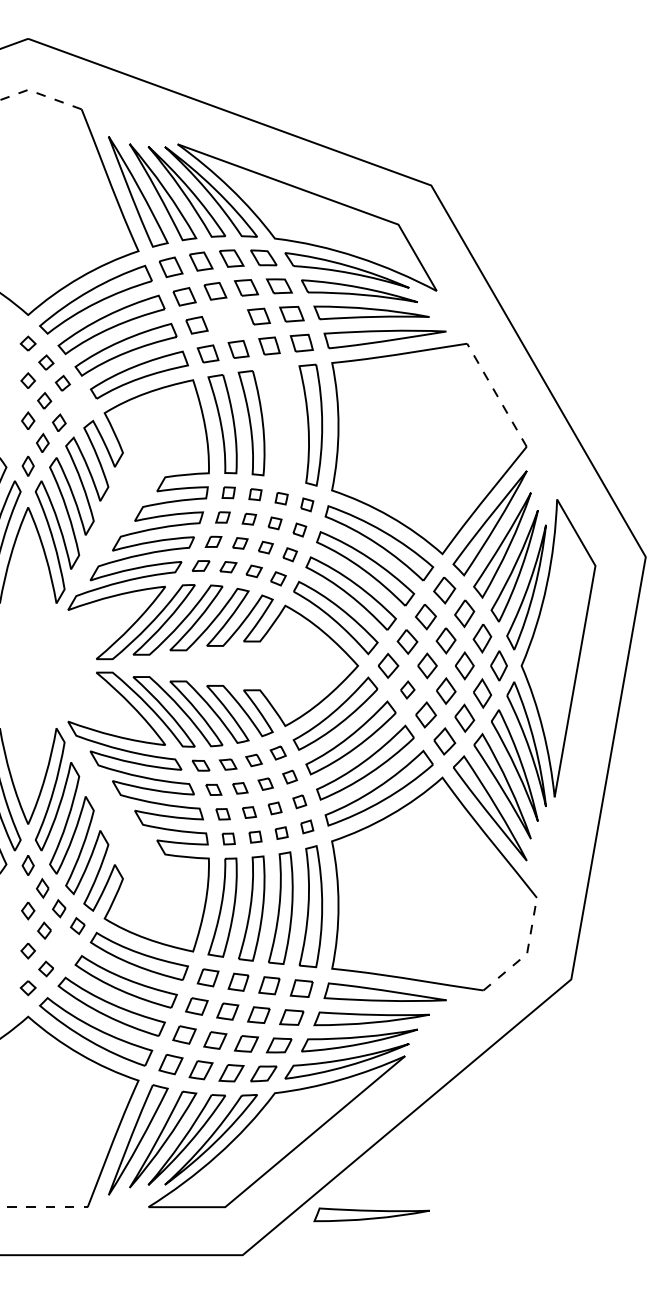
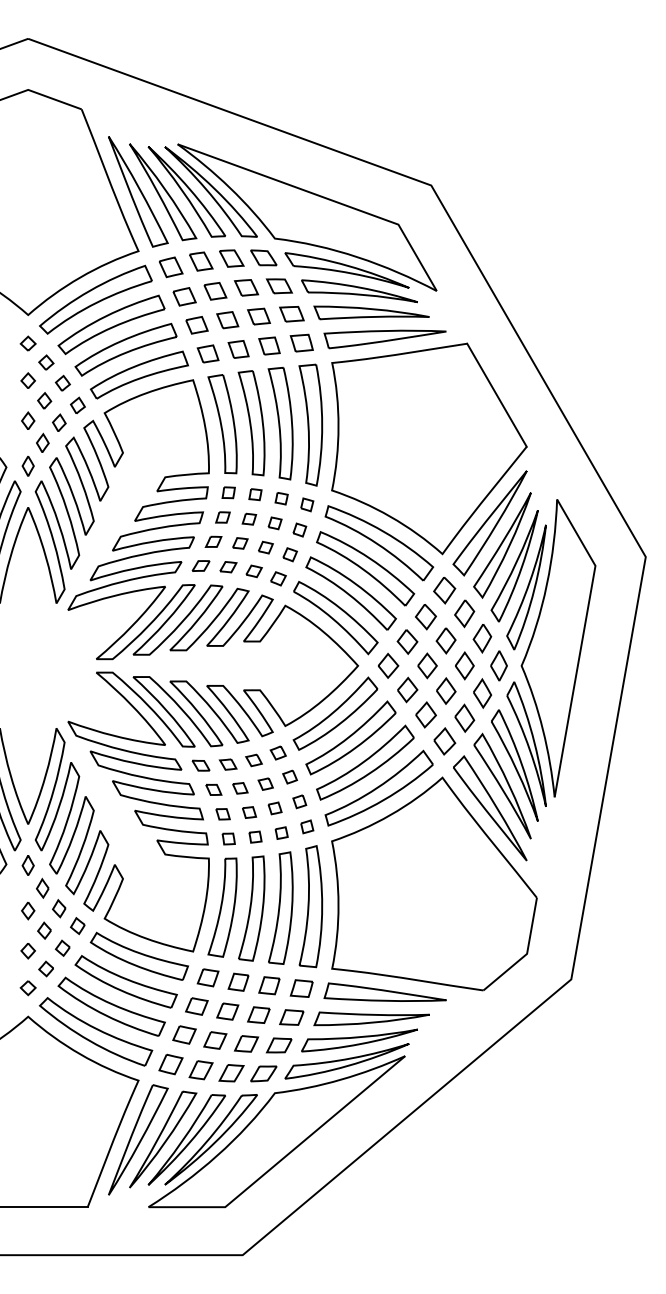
line: dashed -> solid (40, 94)
part: none -> present (227, 320)
line: dashed -> solid (496, 395)
part: none -> present (77, 404)
part: none -> present (280, 423)
part size: 16x20 px -> 22x28 px (407, 689)
part: none -> present (62, 947)
line: dashed -> solid (527, 953)
line: dashed -> solid (44, 1207)
part: present -> none (371, 1214)
